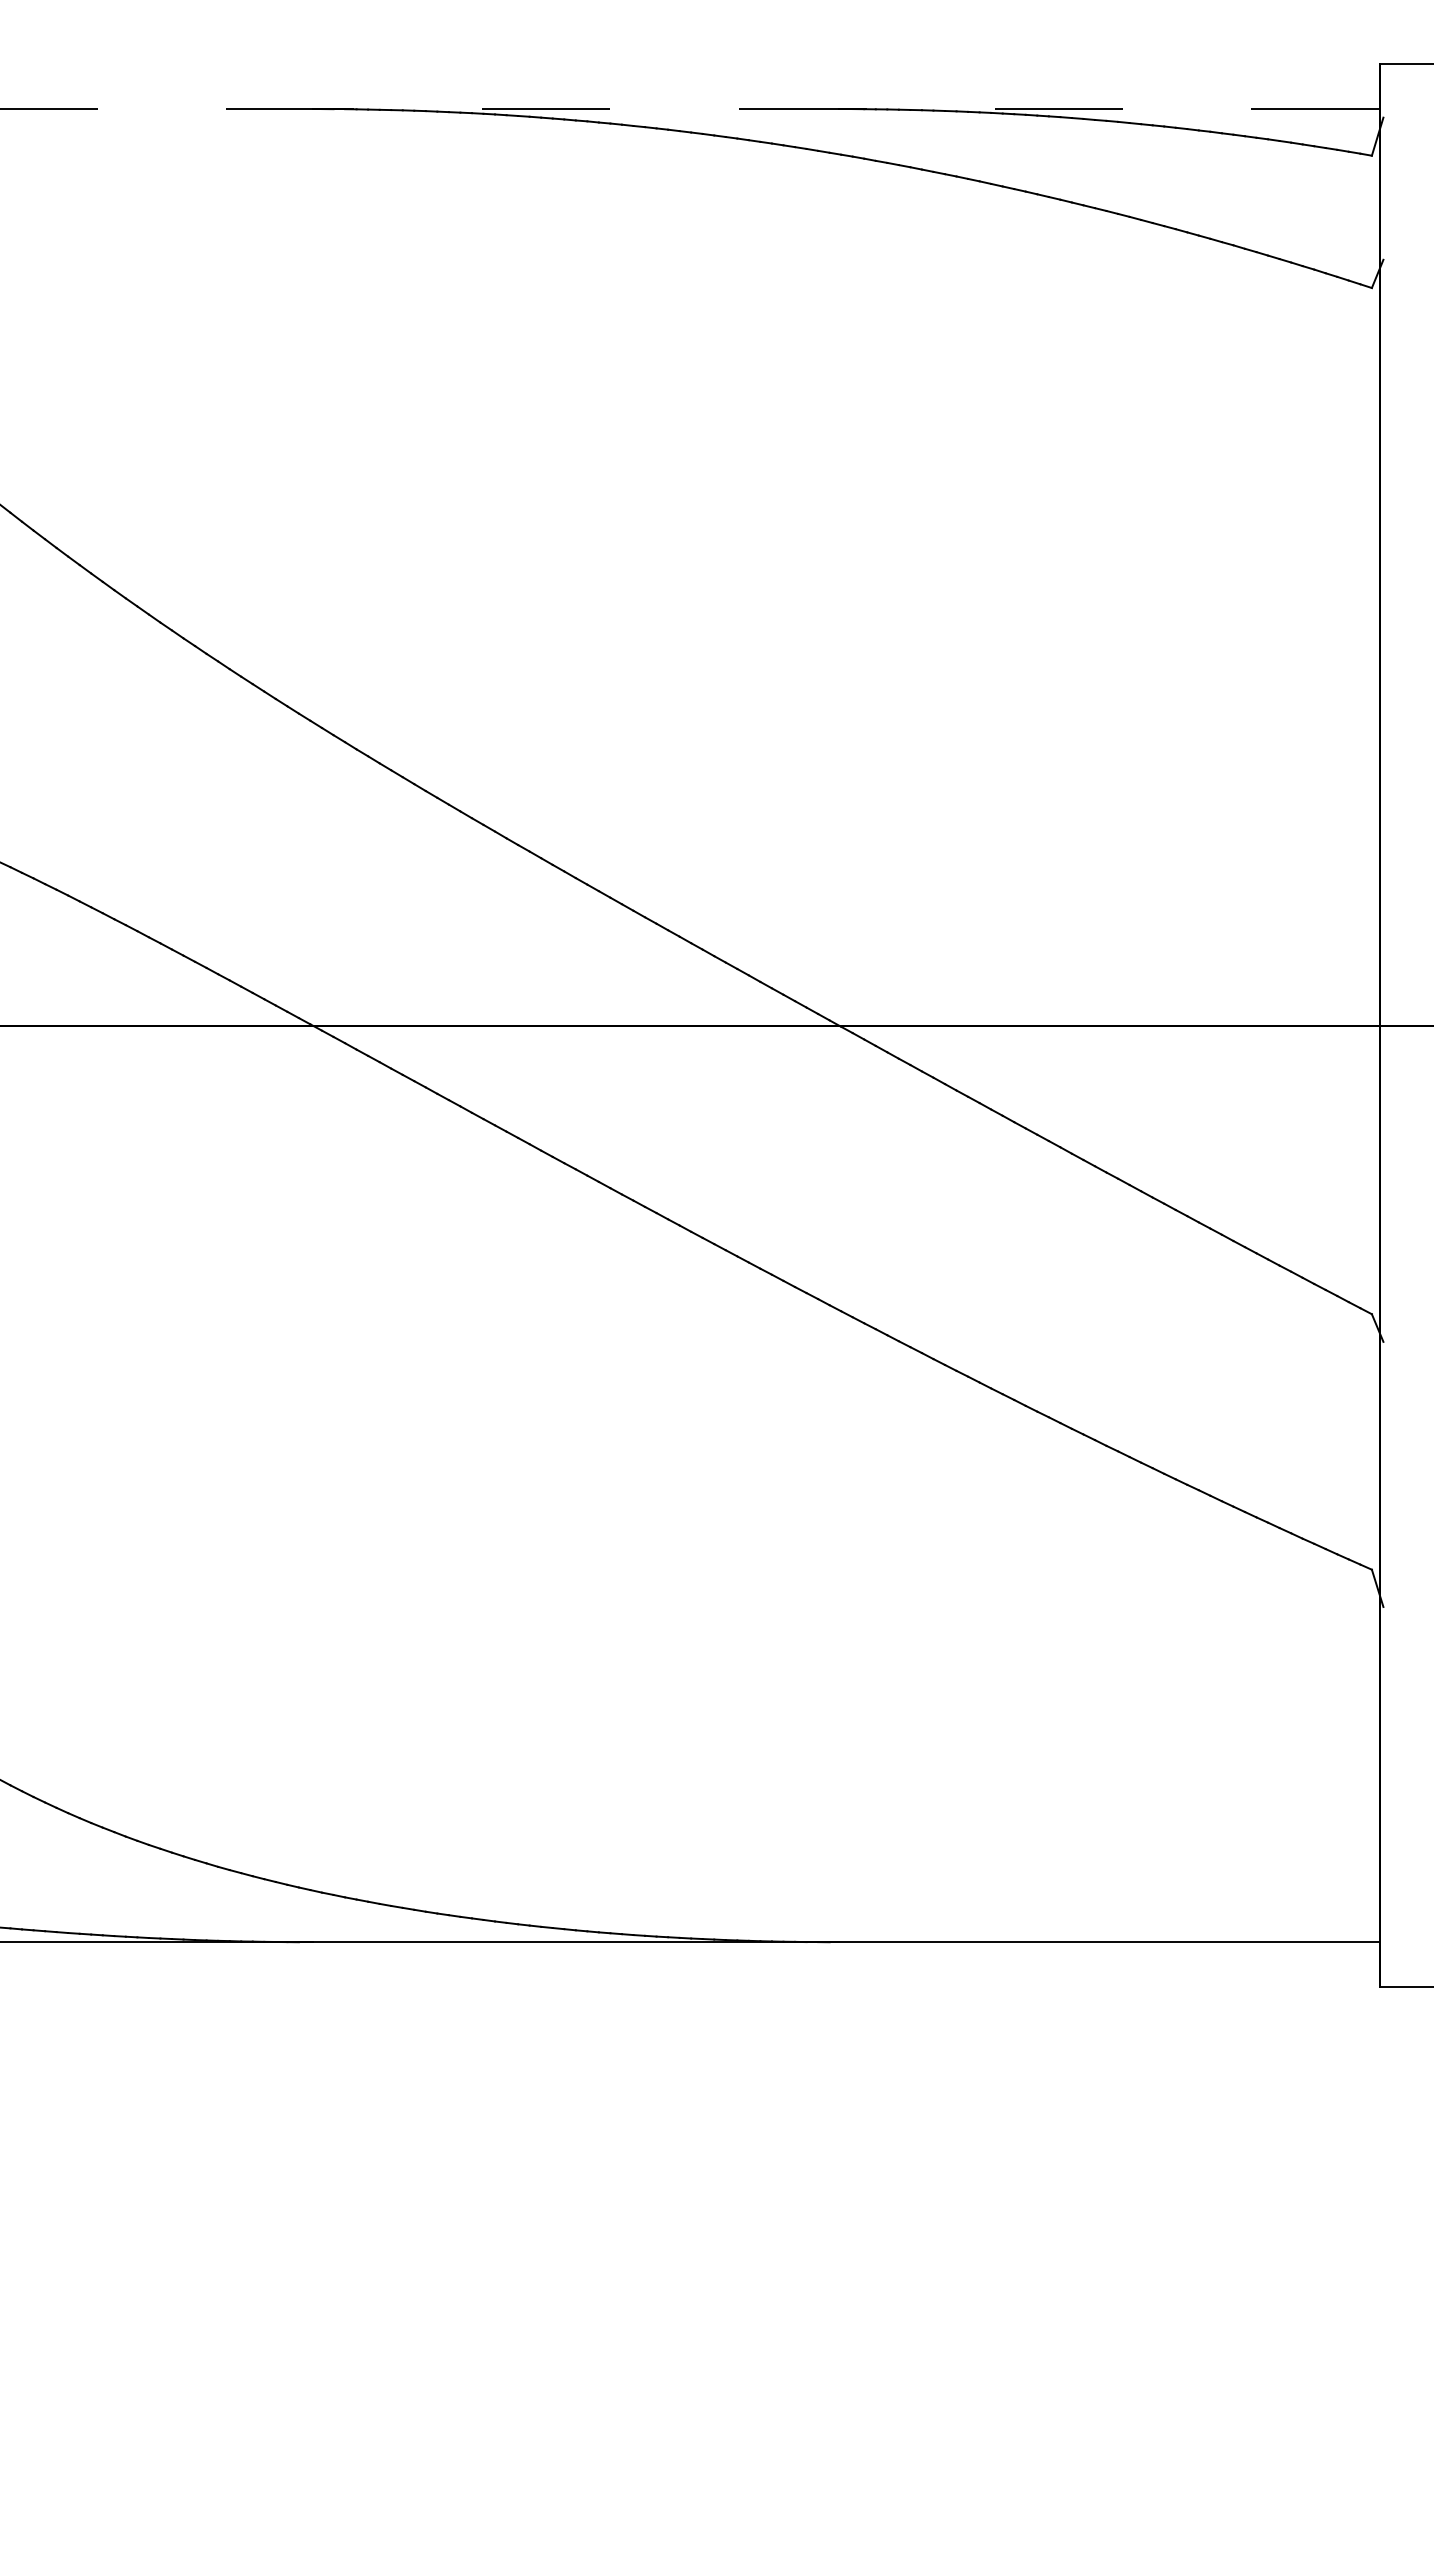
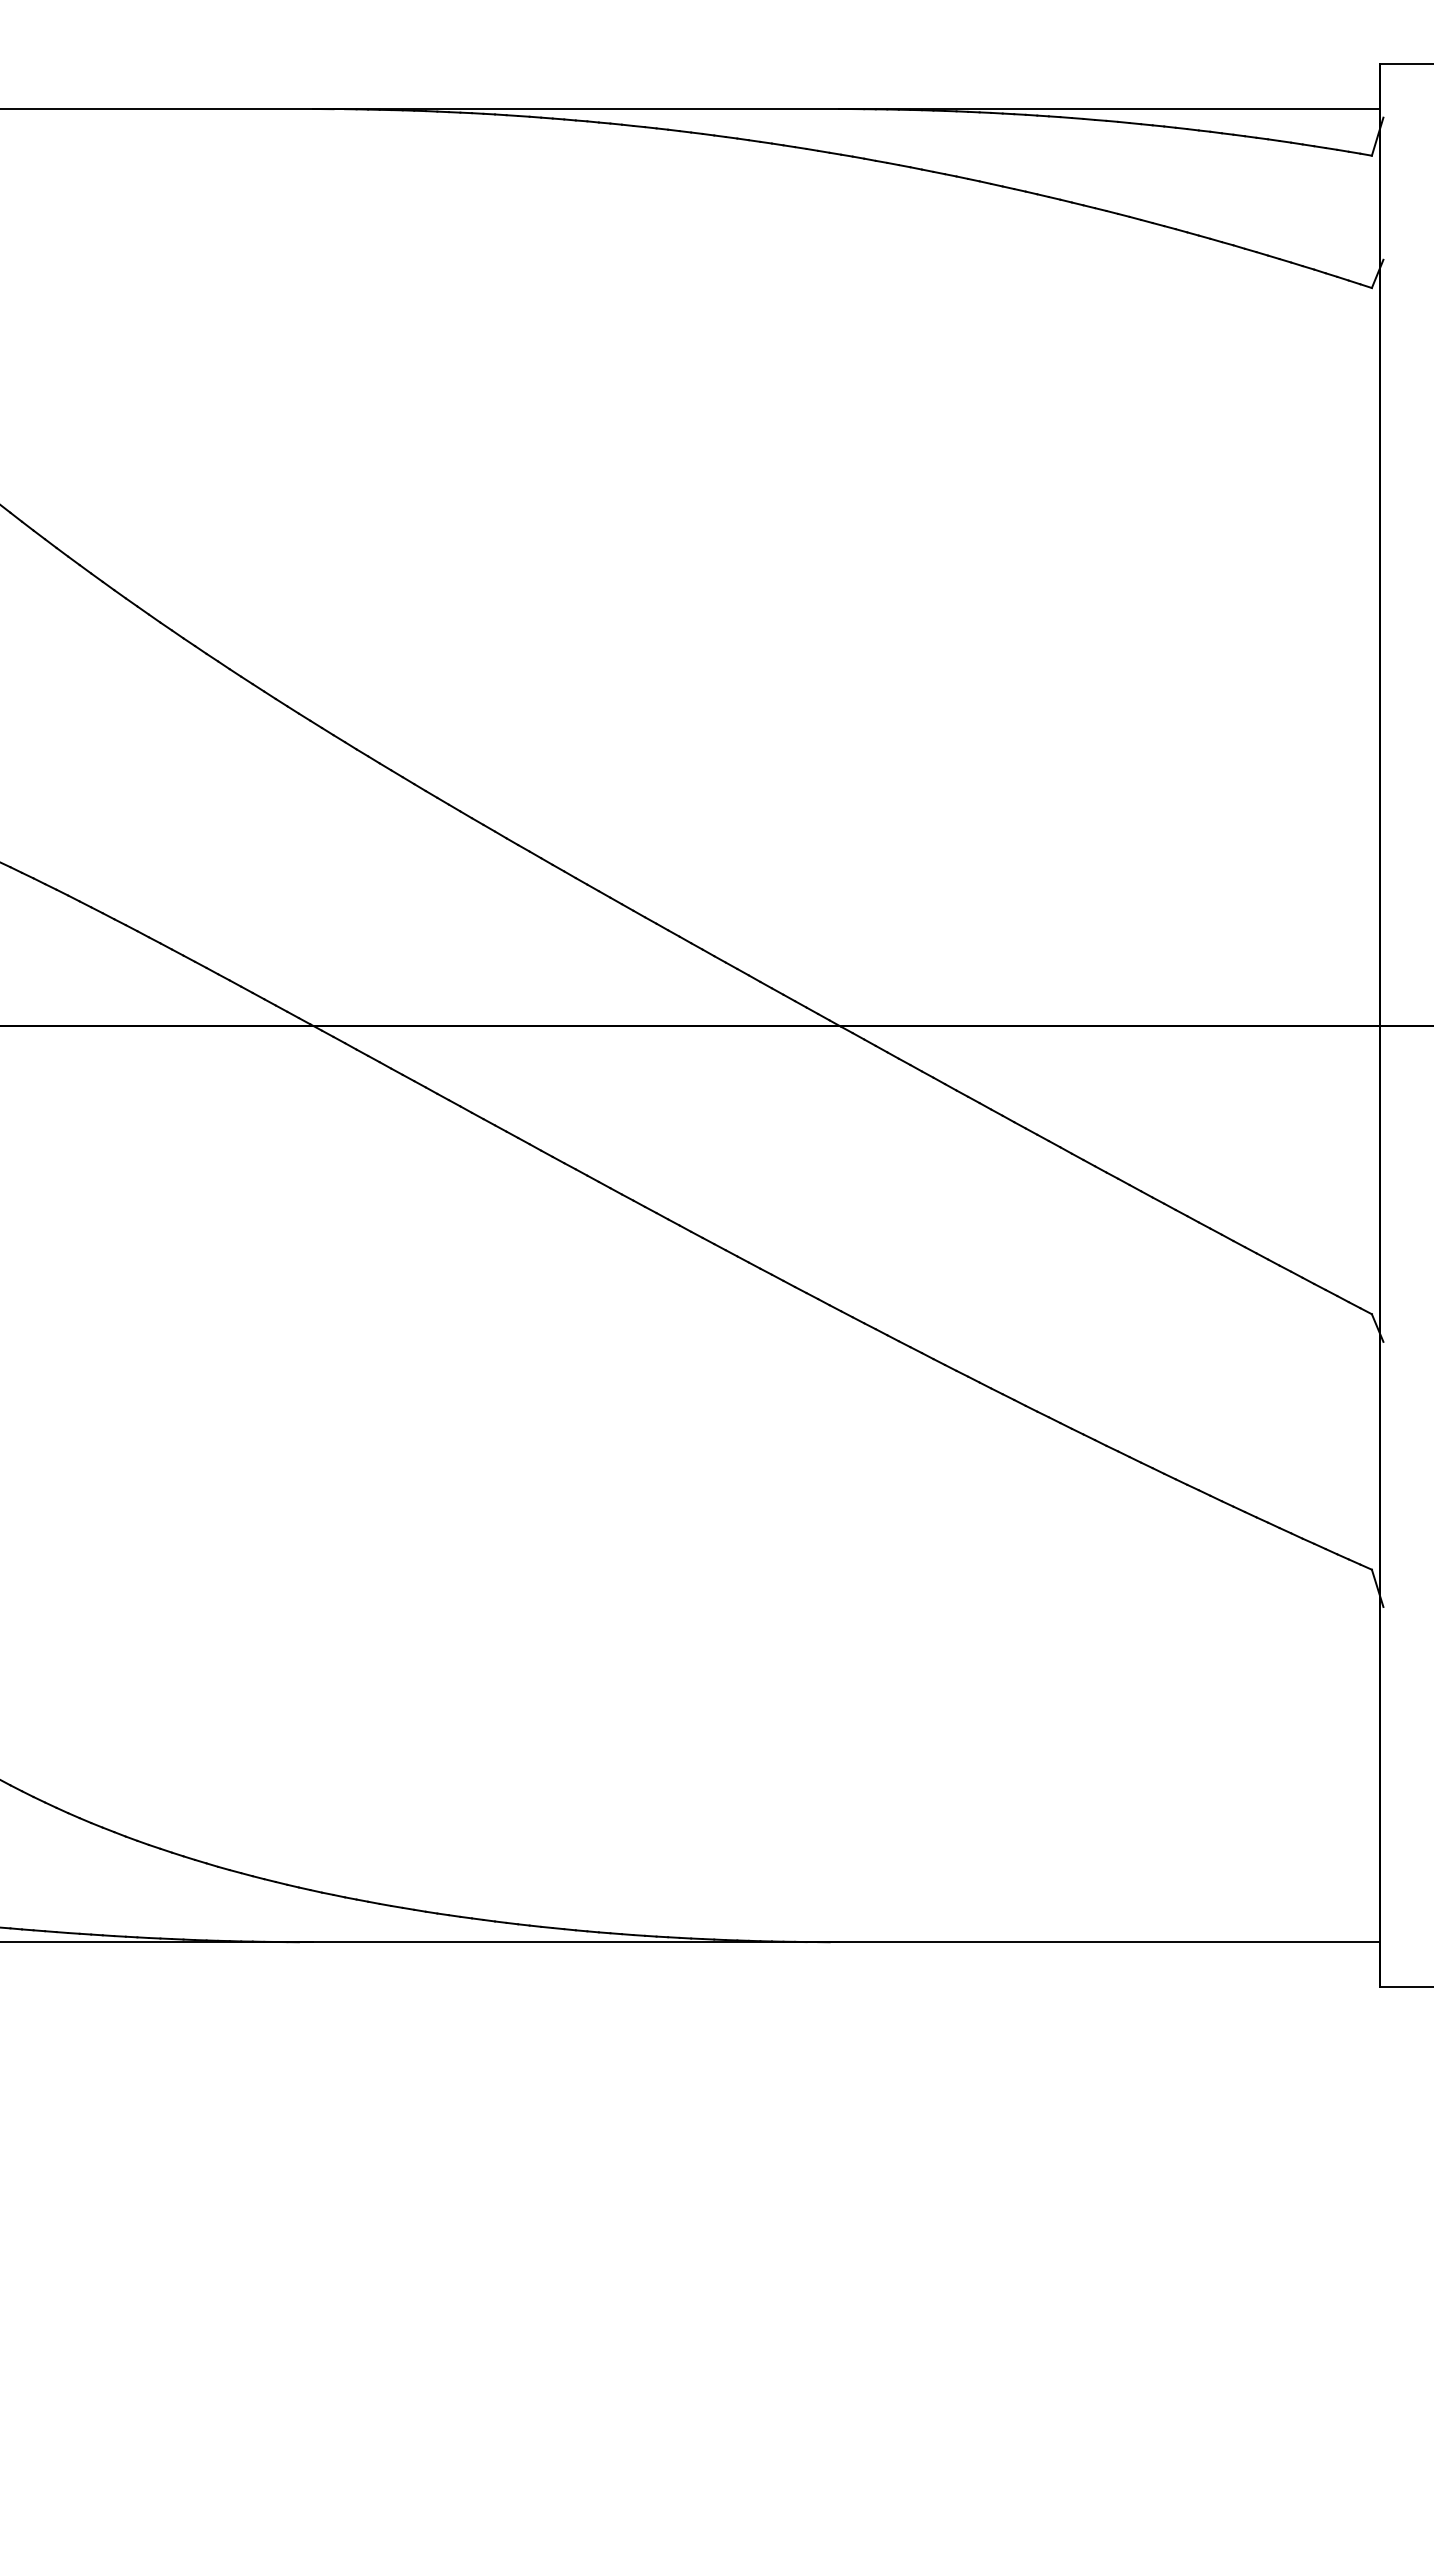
line: dashed -> solid (689, 109)
